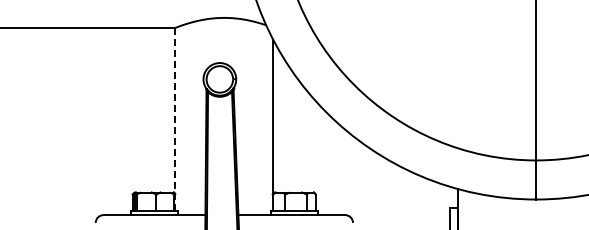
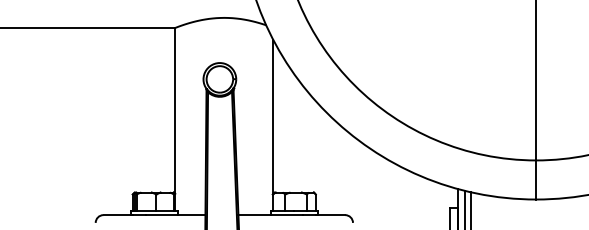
line: dashed -> solid (175, 119)
line: none -> present (464, 208)
line: none -> present (470, 209)
